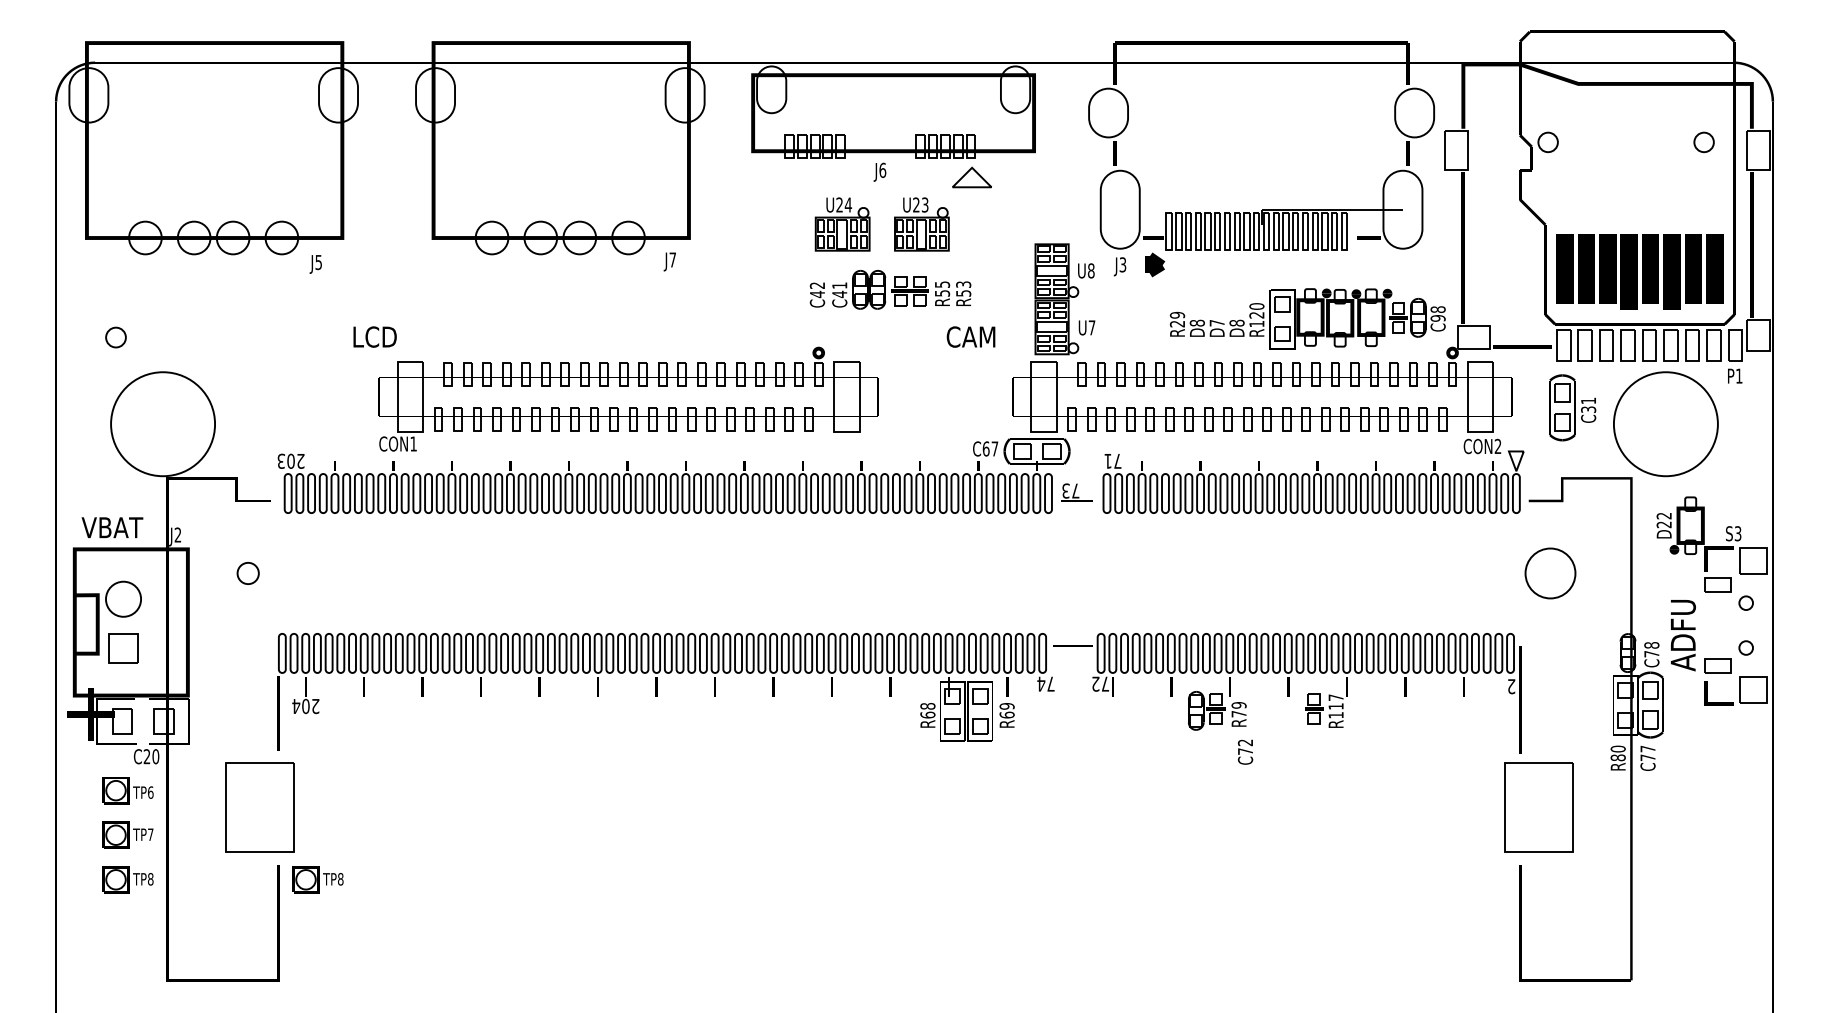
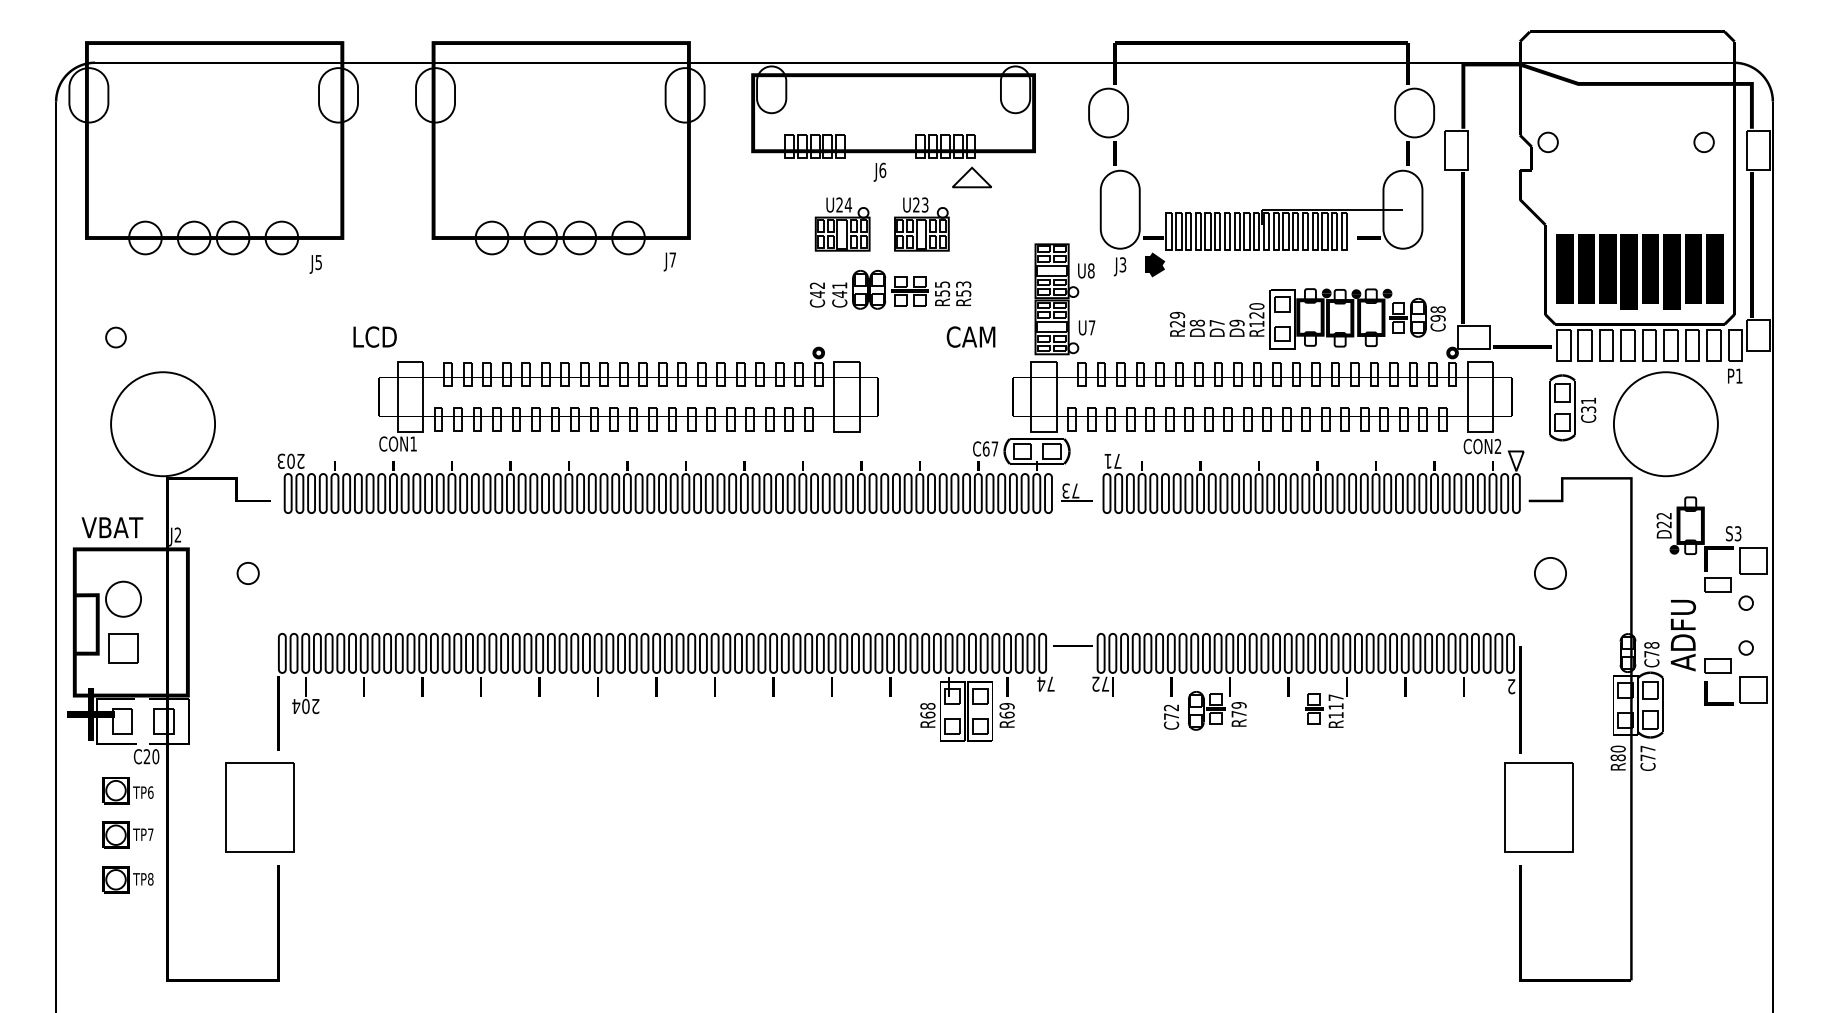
text: D8 -> D9 (1236, 322)
circle diameter: 50 px -> 31 px (1550, 573)
text position: (1245, 751) -> (1171, 716) (1171, 716)
part: present -> none (317, 879)
